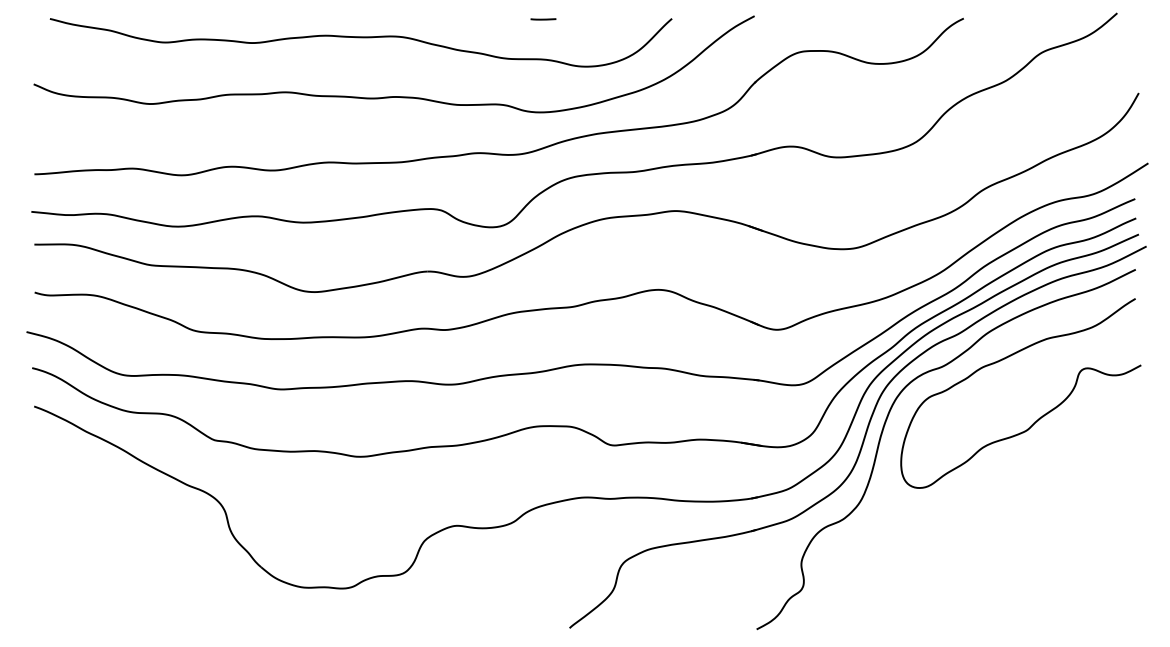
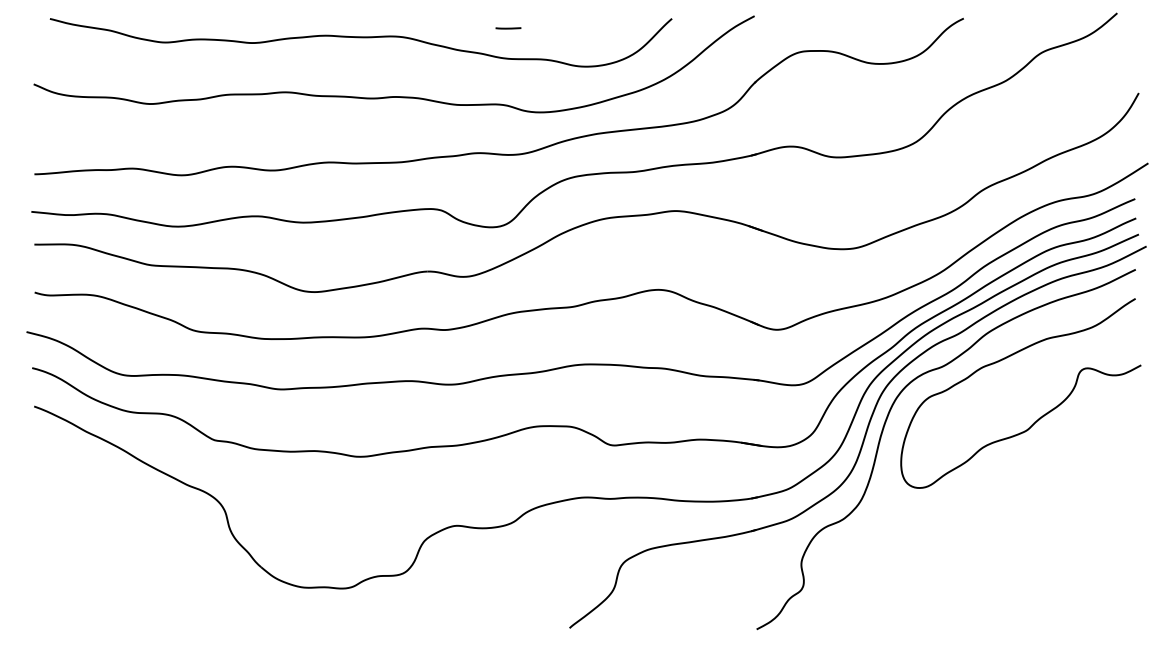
line position: (543, 19) -> (508, 28) (508, 28)
